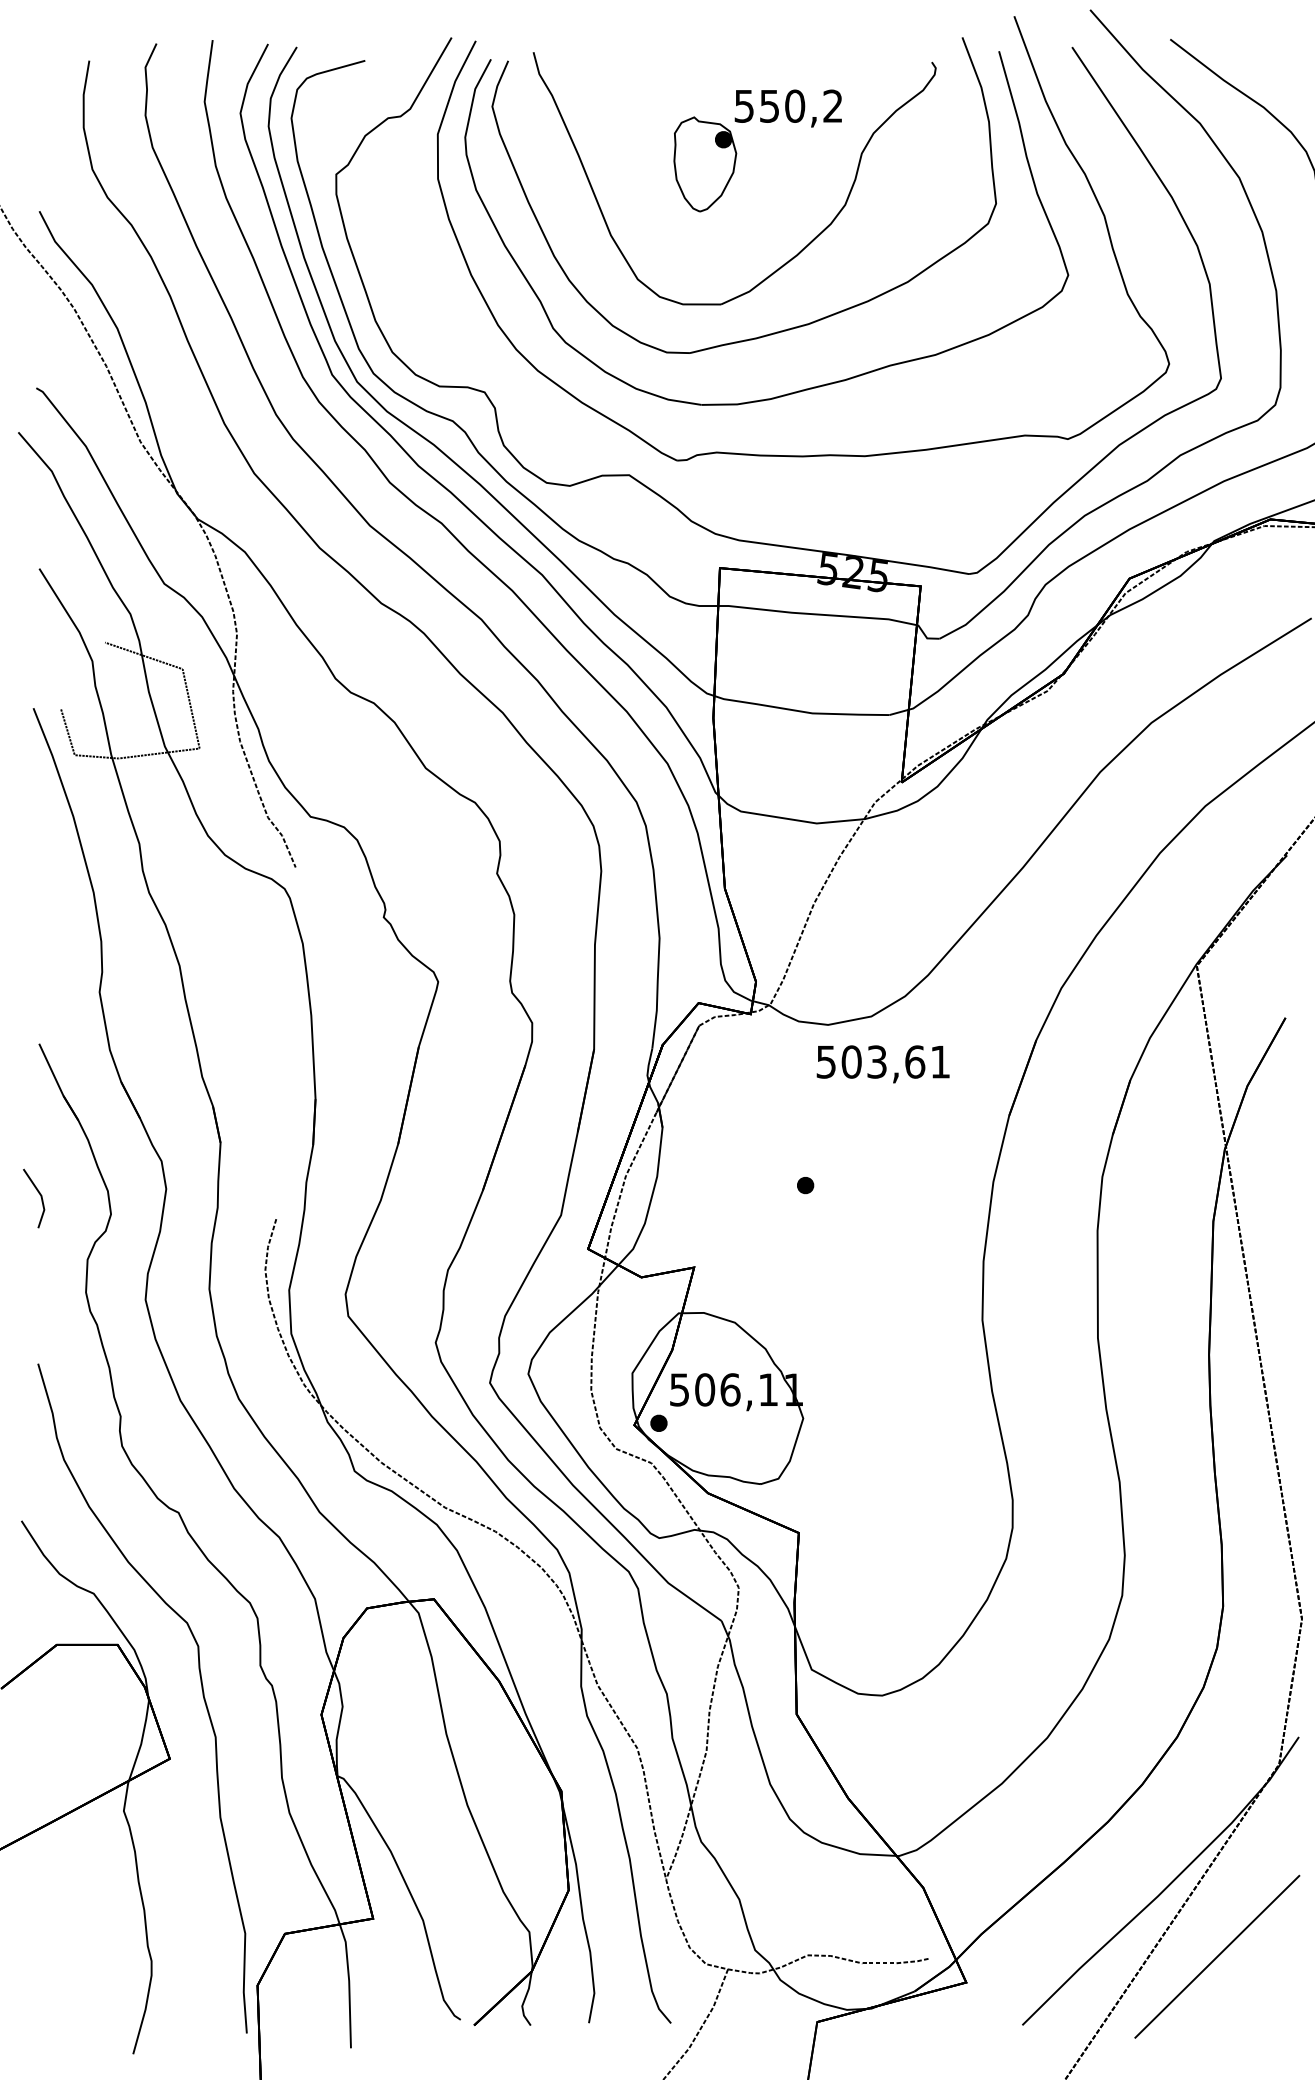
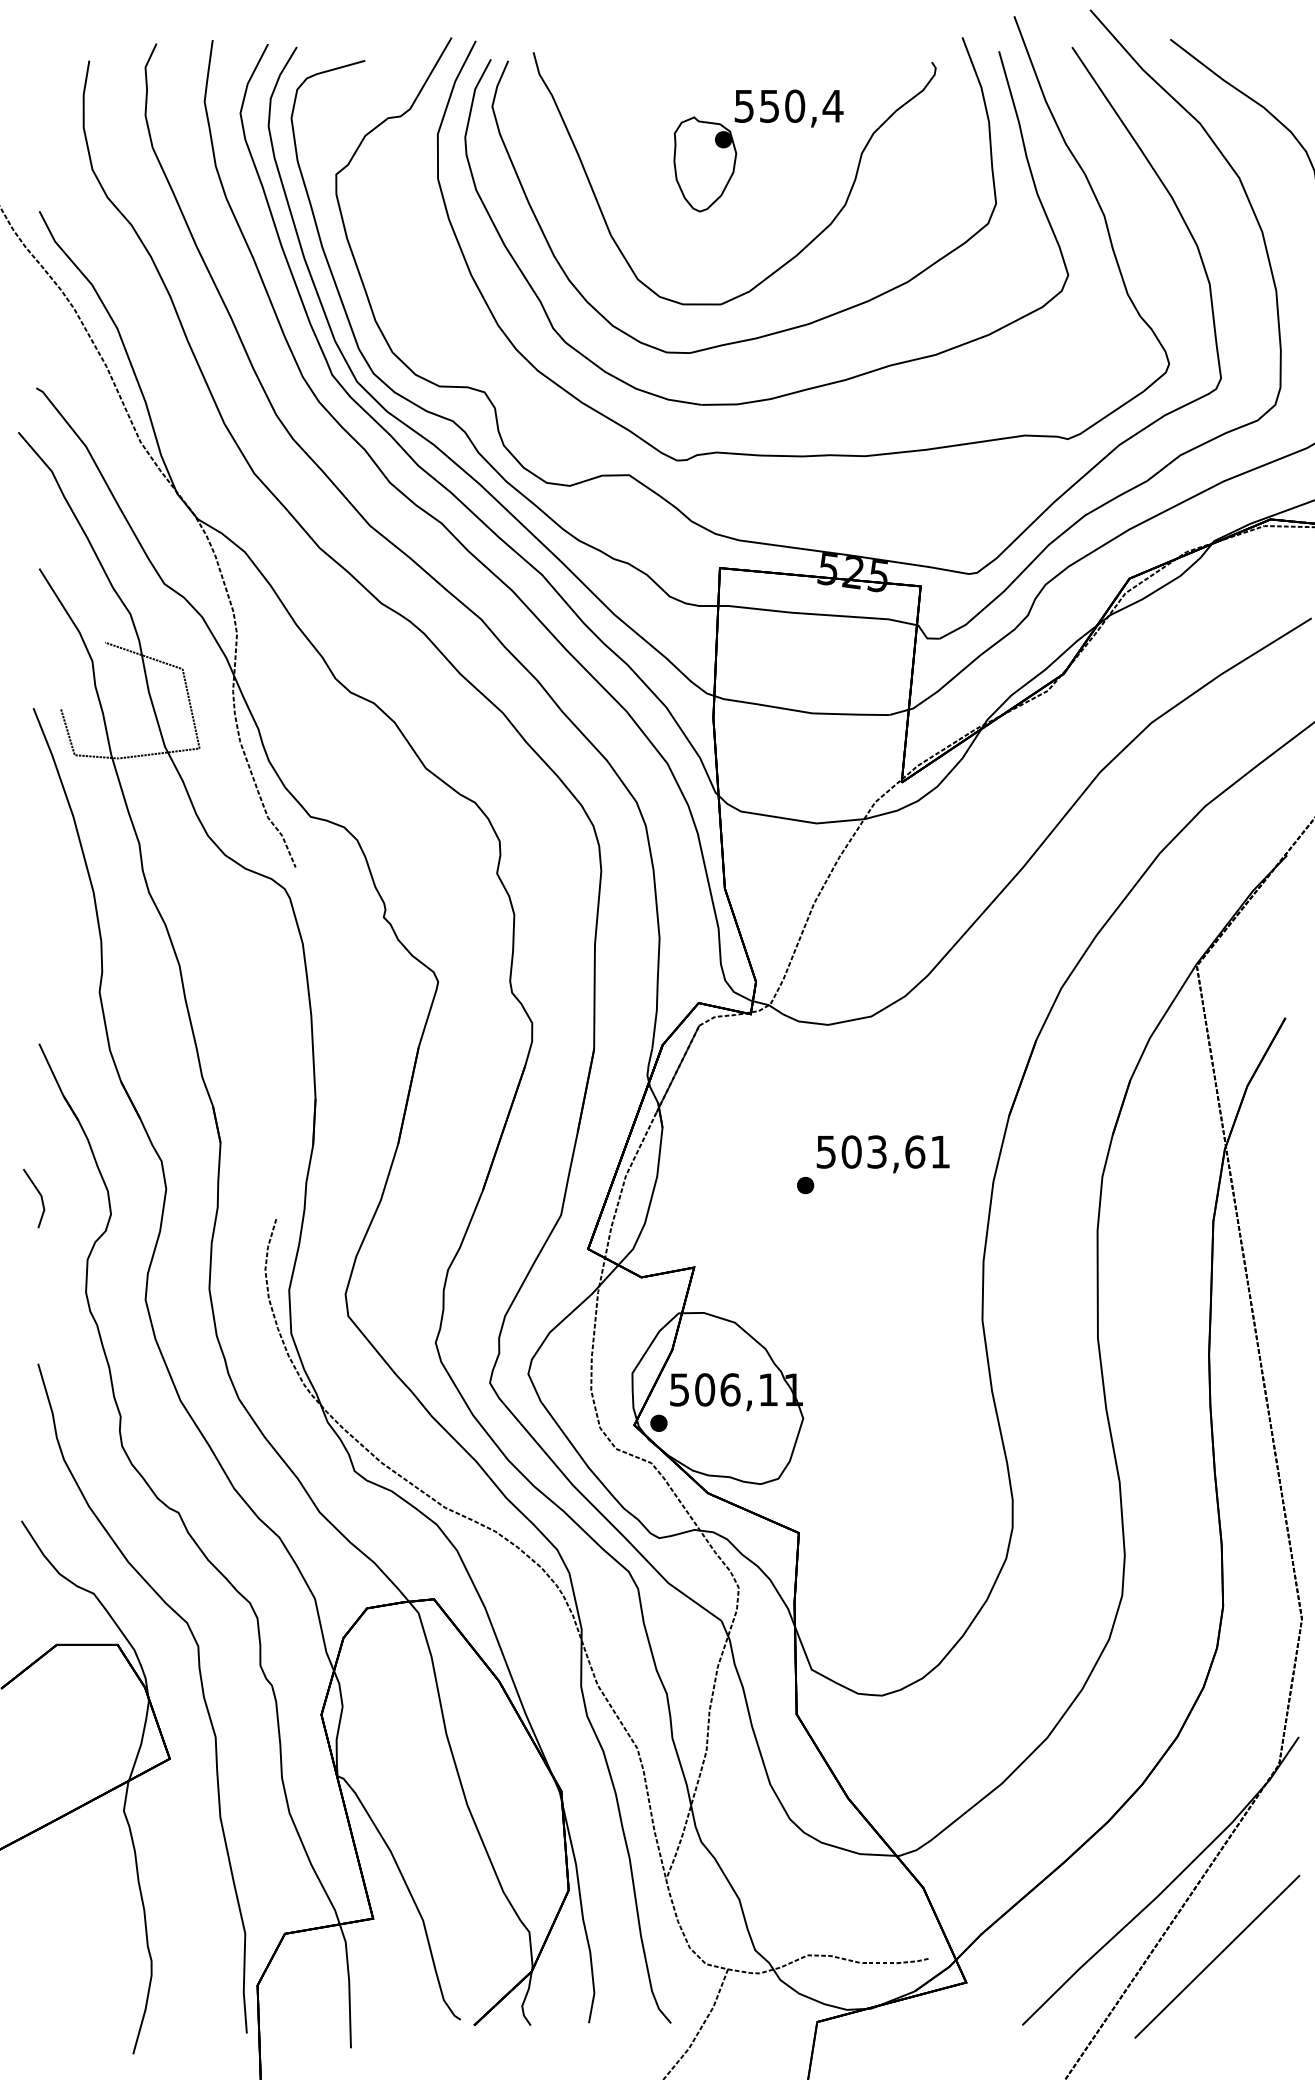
text: 550,2 -> 550,4 (832, 105)
text position: (882, 1064) -> (882, 1154) (882, 1154)
